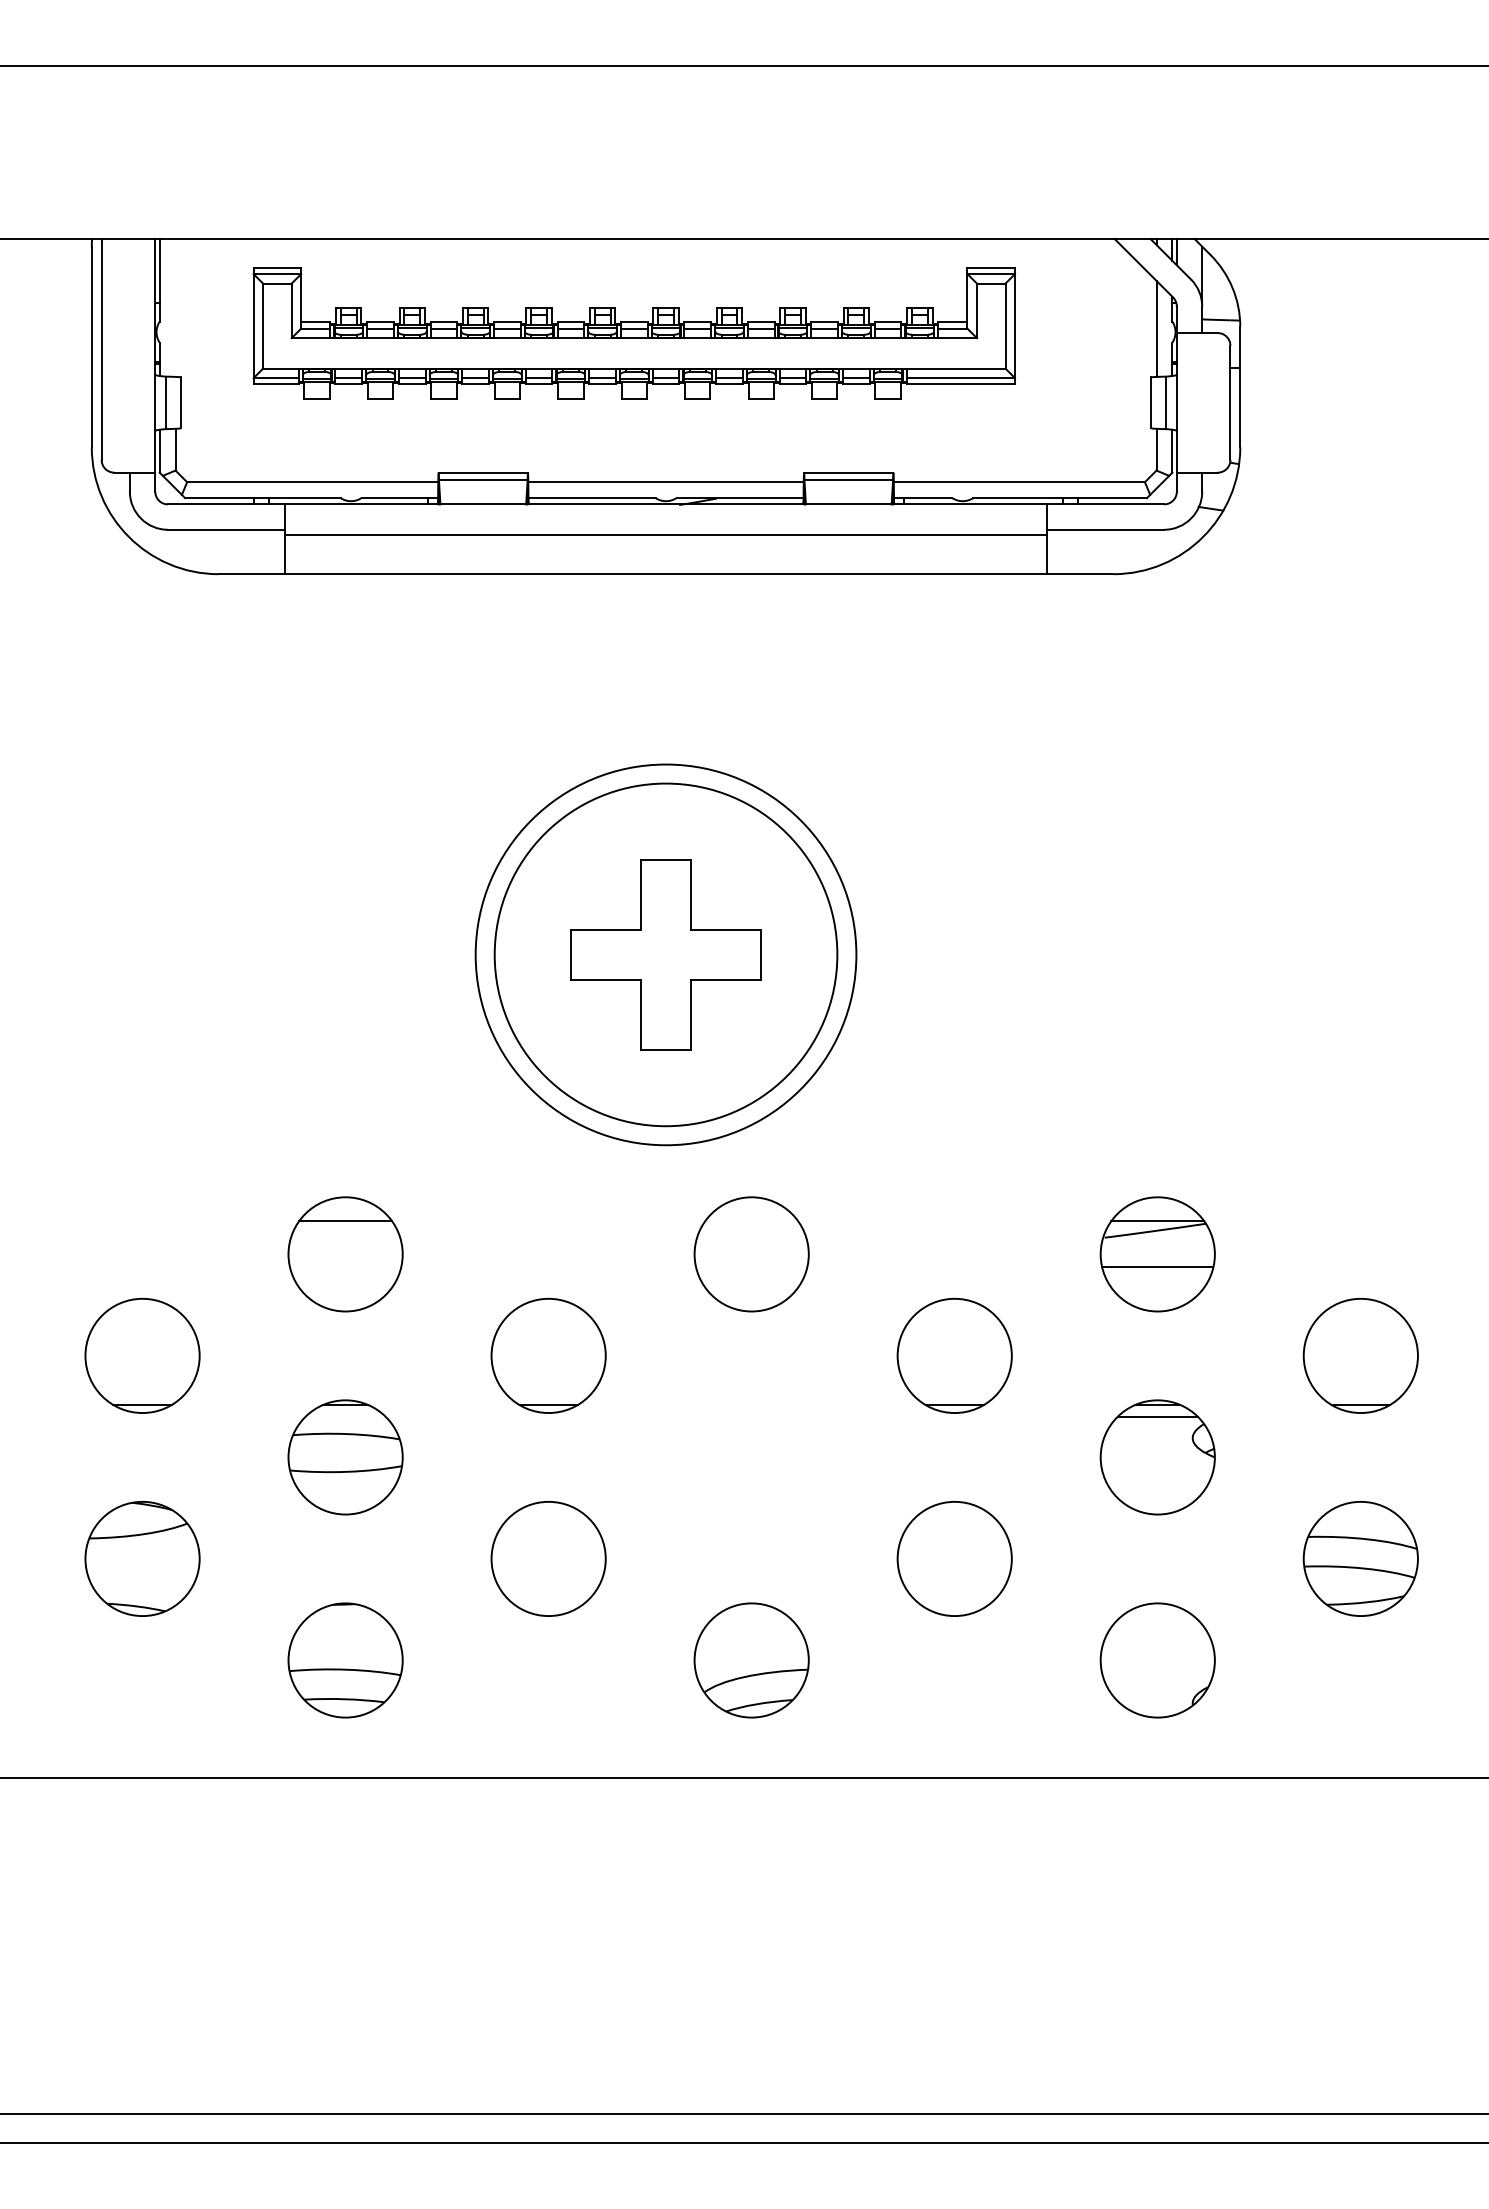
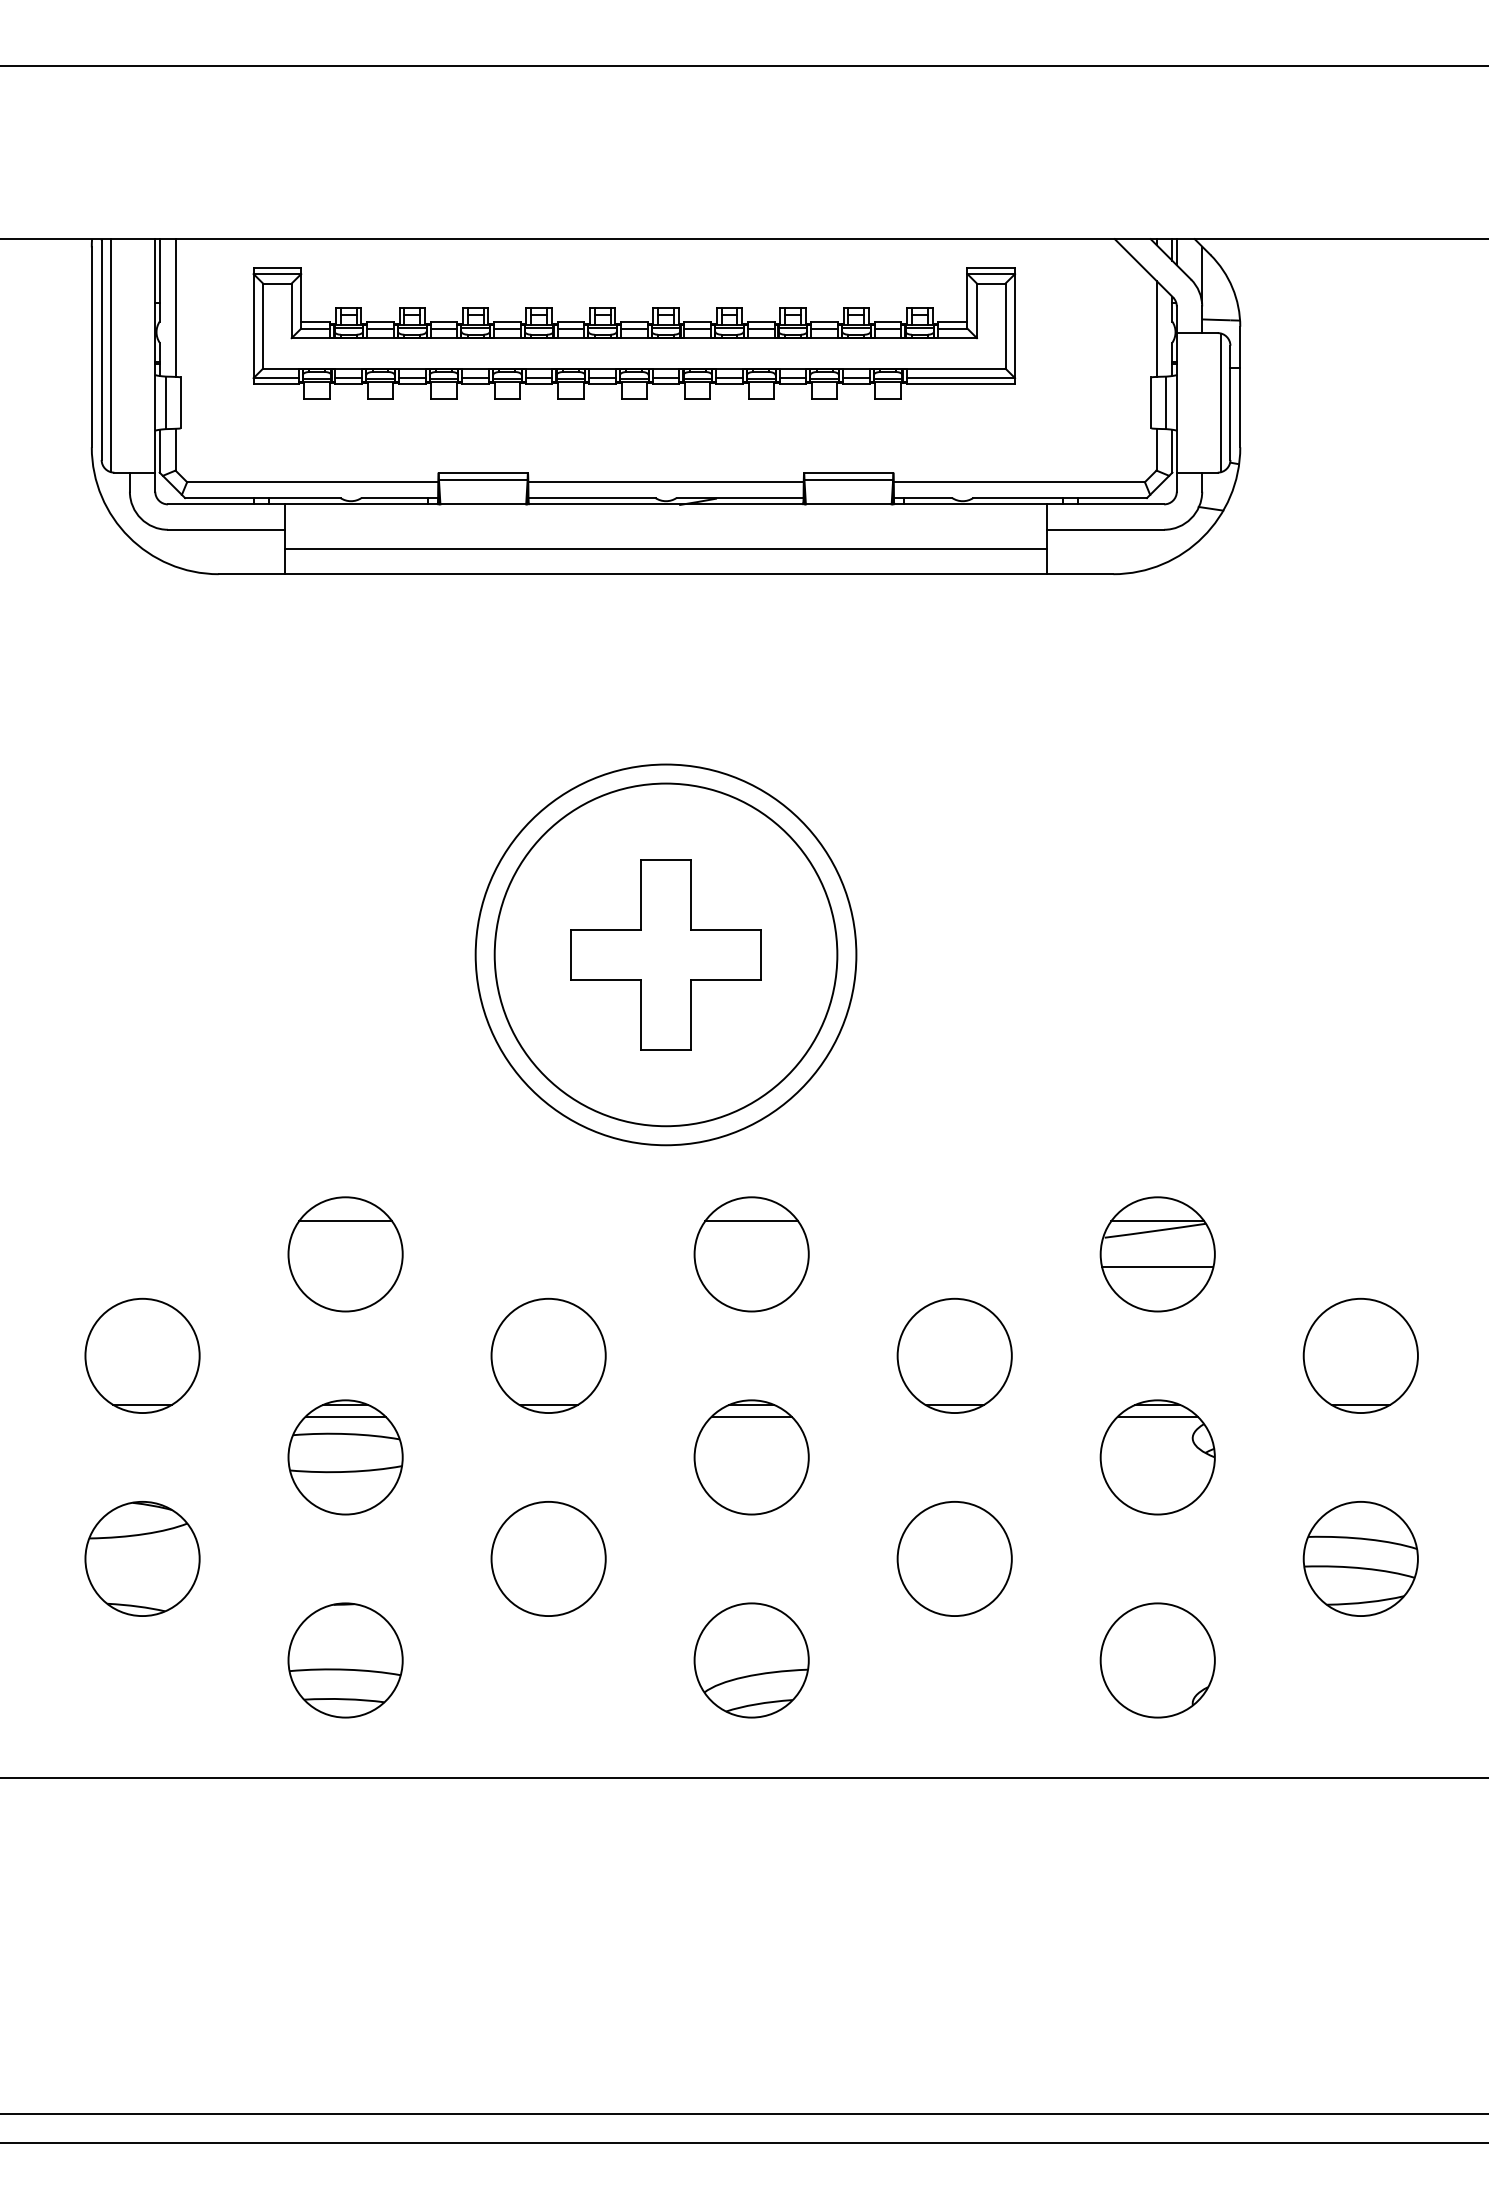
line: none -> present (175, 307)
line: none -> present (110, 355)
line: none -> present (1221, 402)
line position: (665, 534) -> (665, 548) (665, 548)
line: none -> present (751, 1221)
line: none -> present (345, 1416)
part: none -> present (751, 1457)
